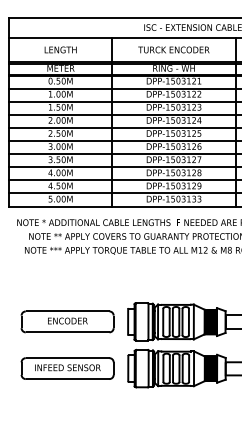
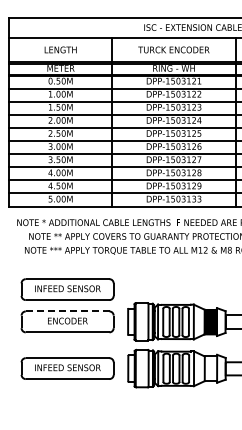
part: none -> present (67, 289)
line: solid -> dashed (67, 311)
hatch: present -> none (210, 368)
